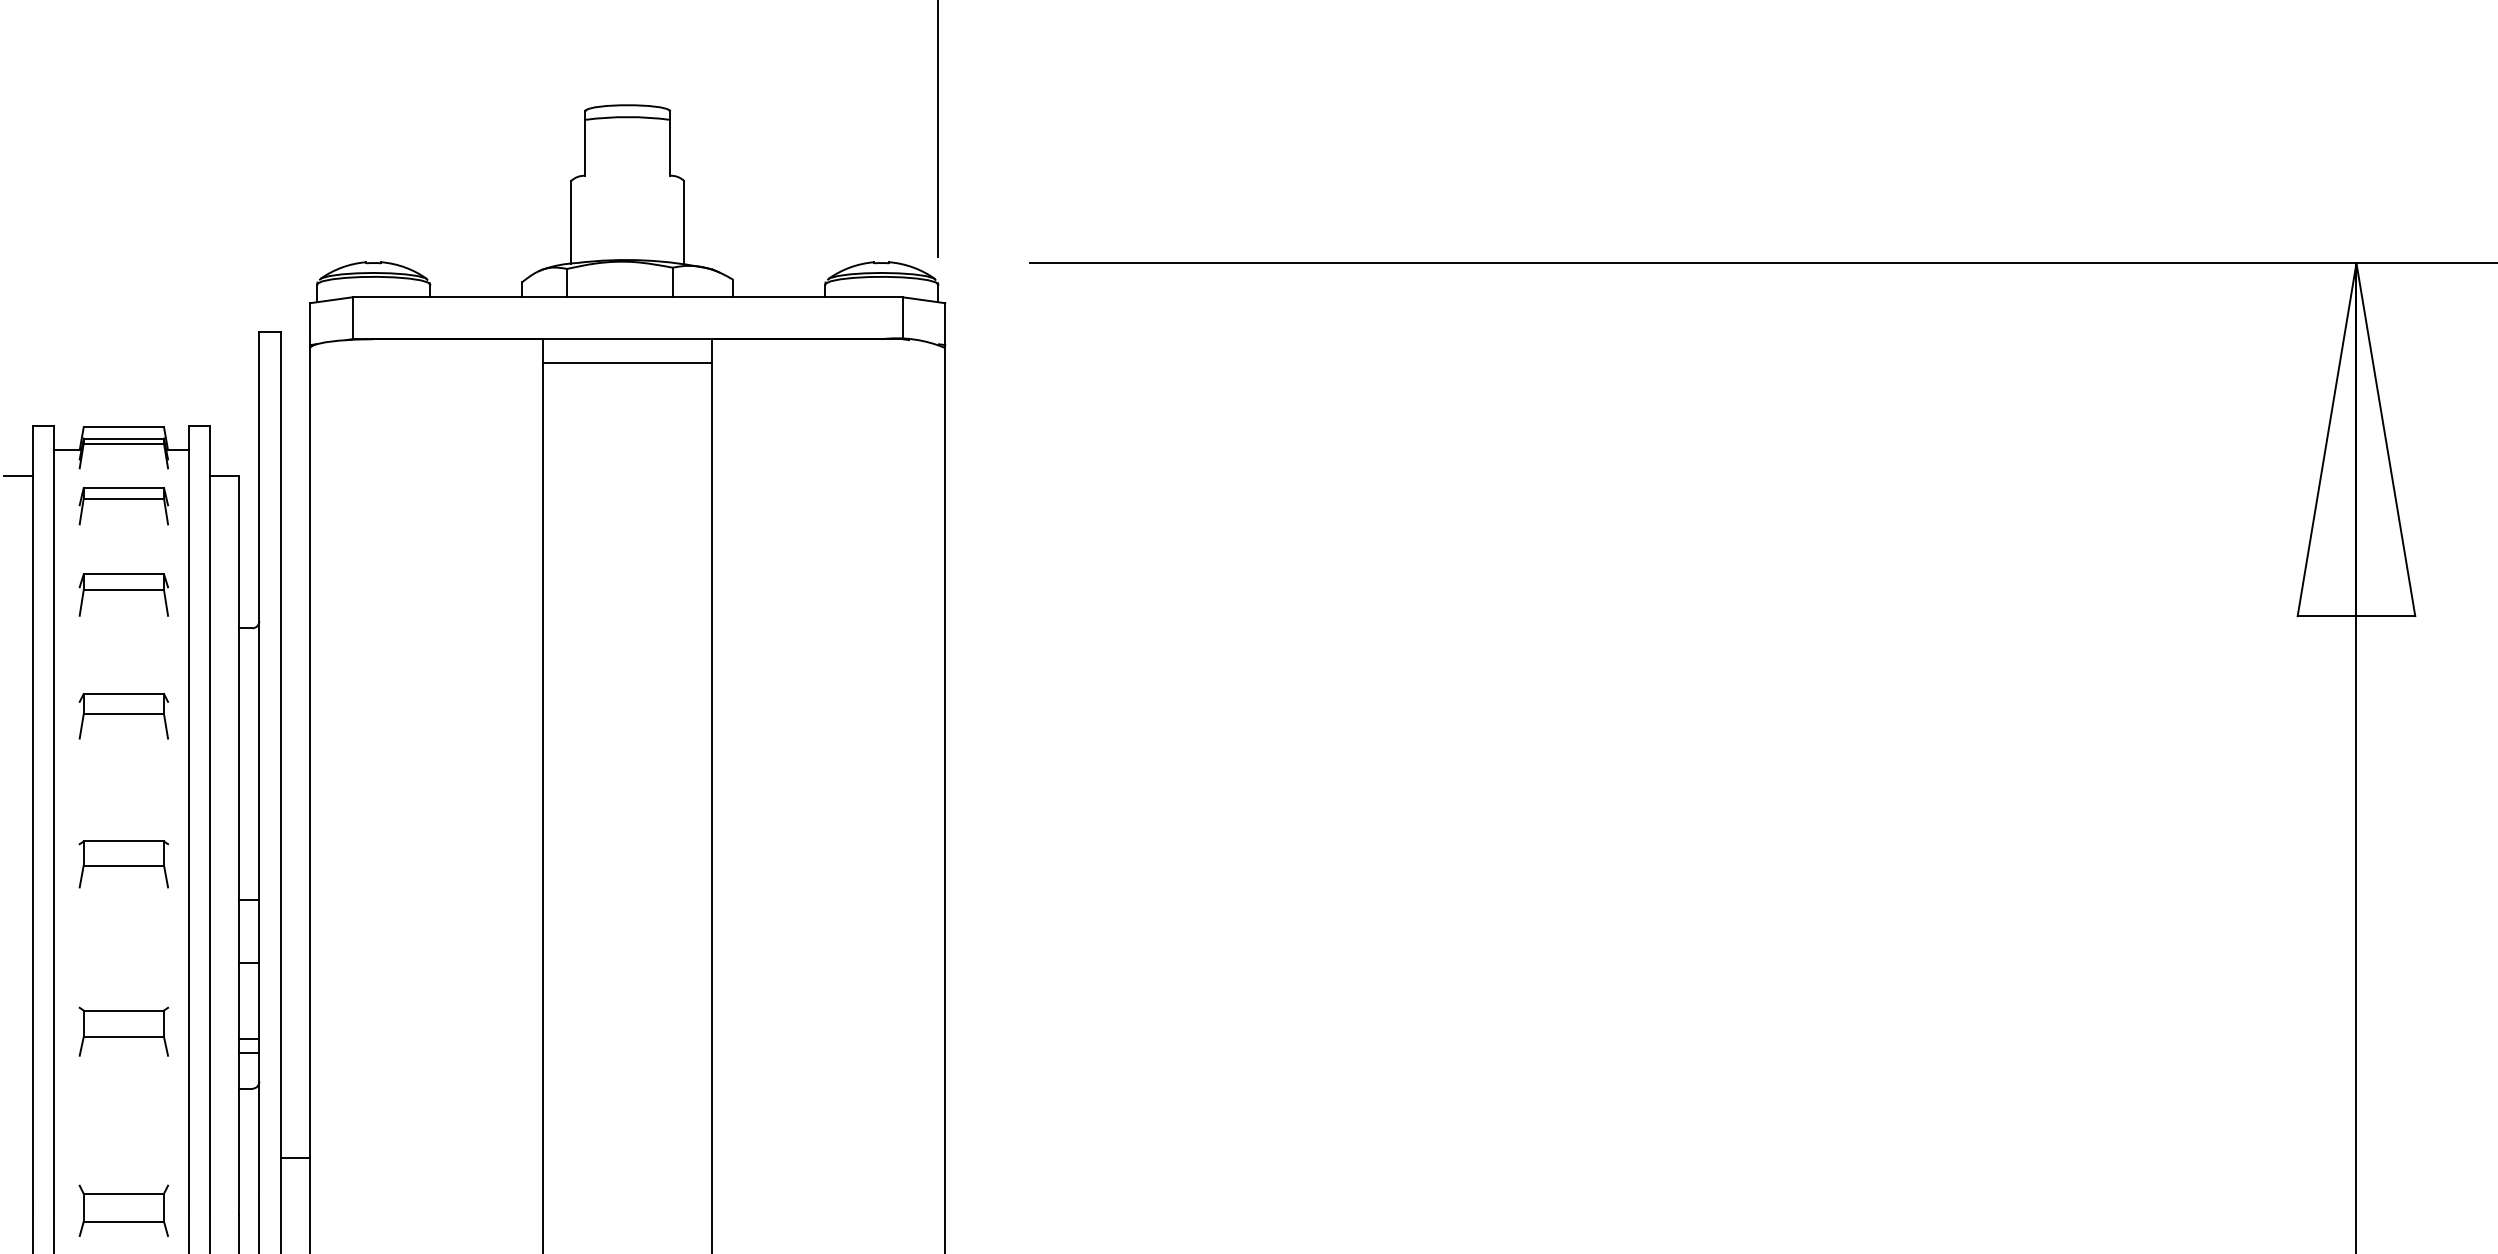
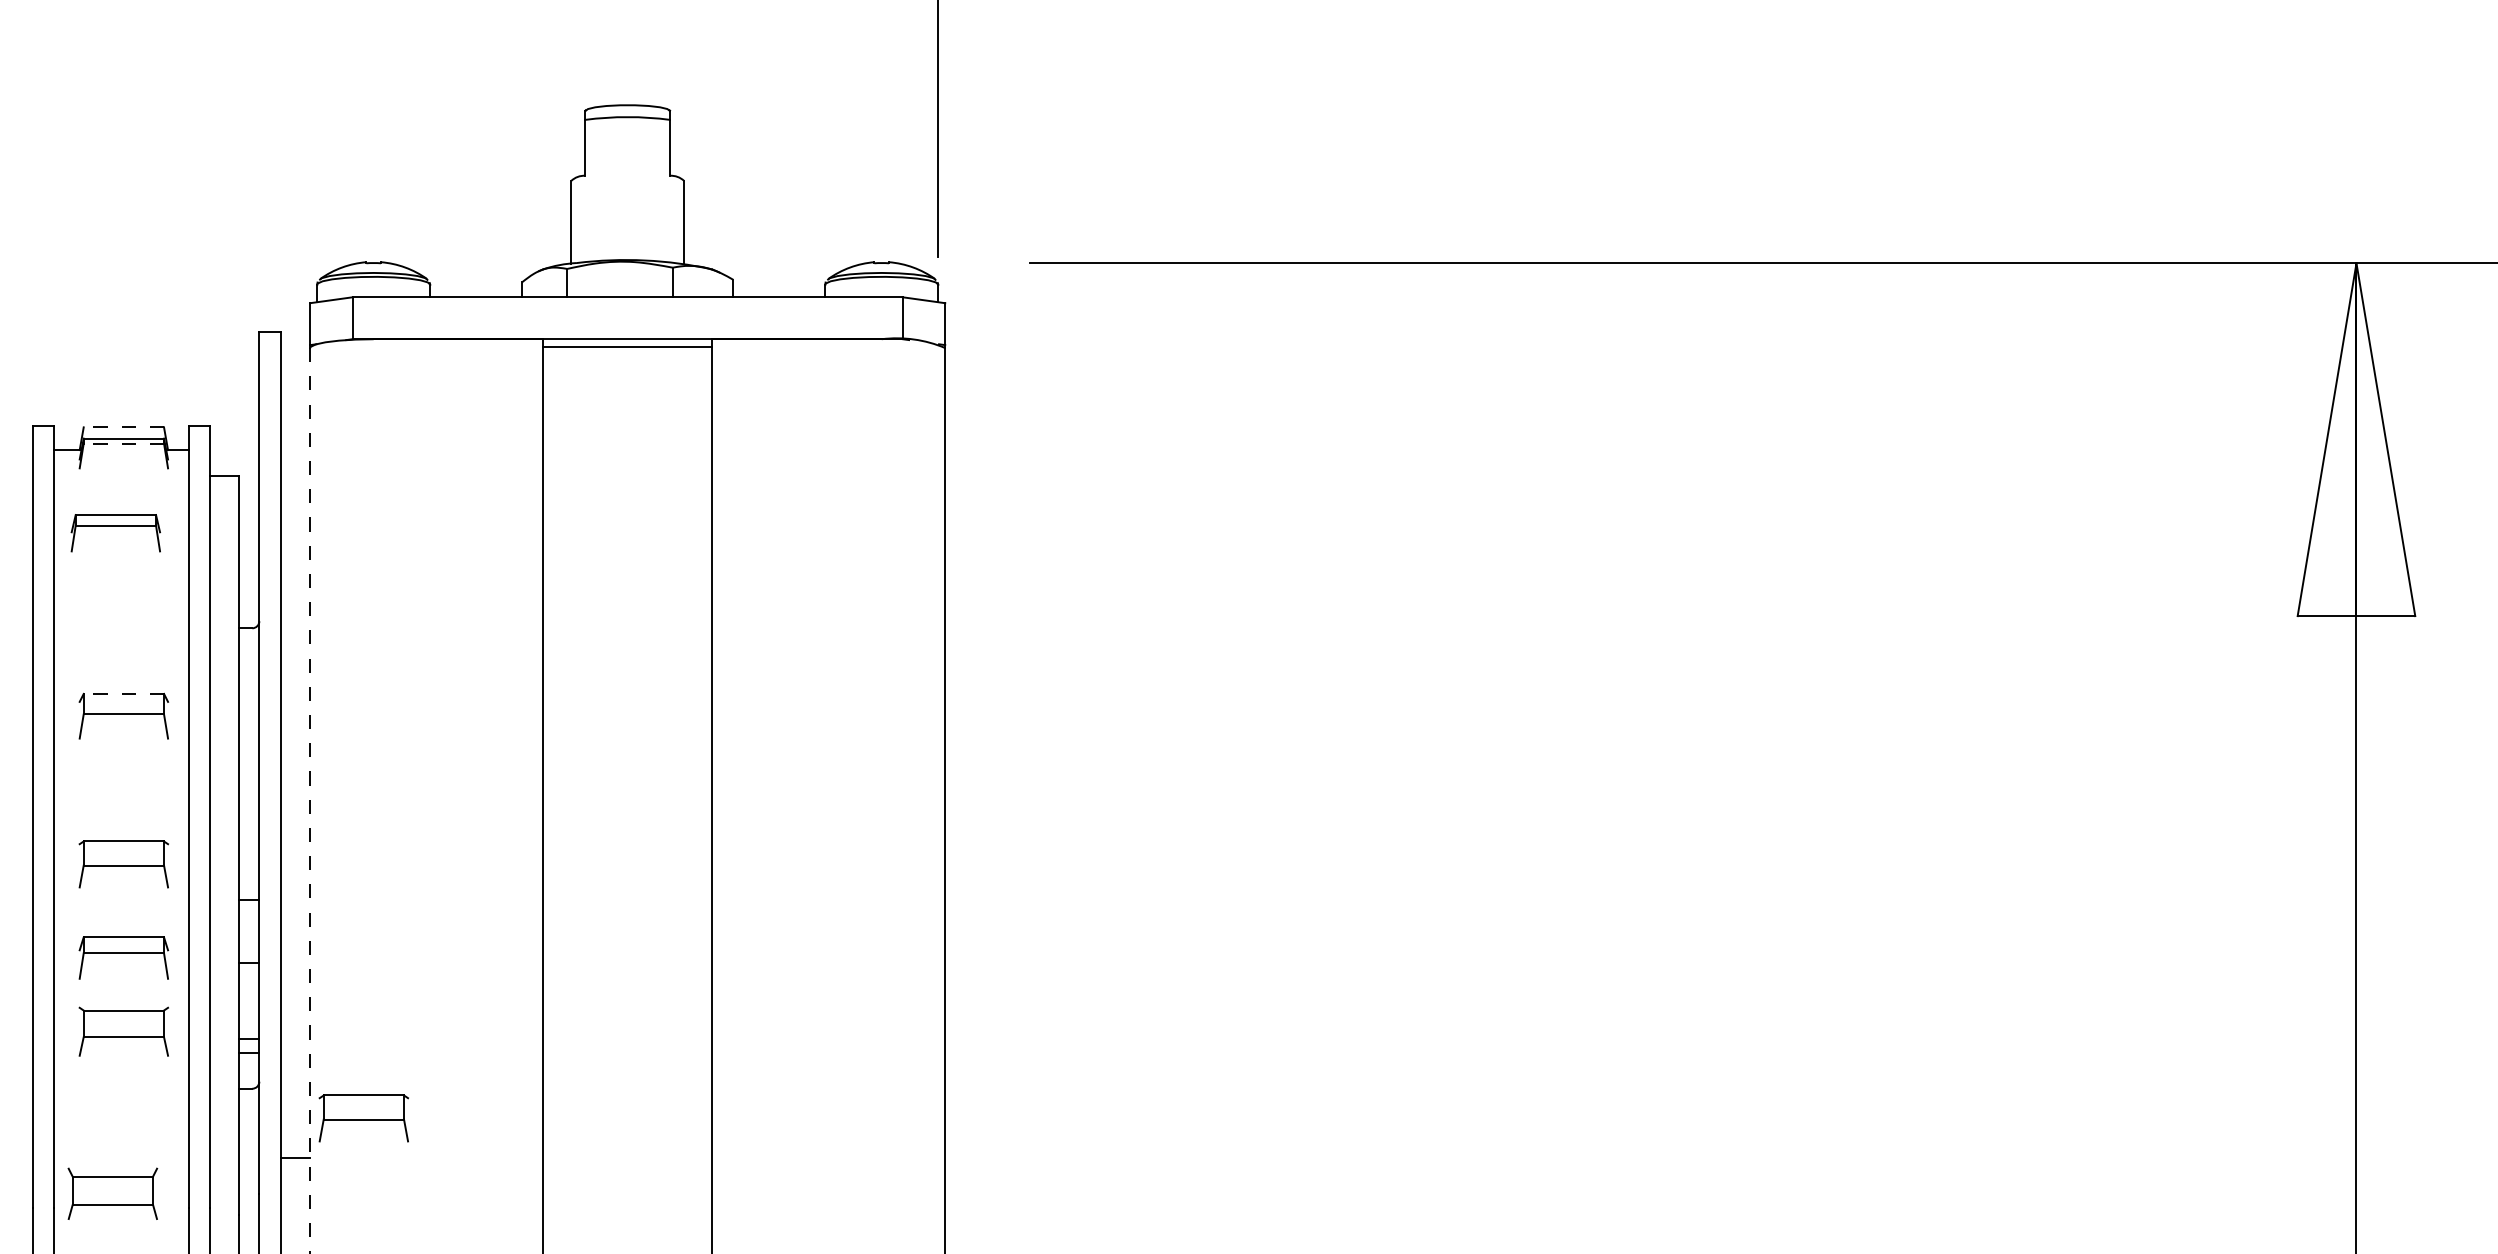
line position: (627, 362) -> (627, 346) (627, 346)
line: solid -> dashed (123, 427)
line: solid -> dashed (123, 443)
line: present -> none (18, 475)
part position: (123, 499) -> (115, 526) (115, 526)
part position: (123, 594) -> (123, 957) (123, 957)
line: solid -> dashed (123, 693)
line: solid -> dashed (310, 800)
part: none -> present (363, 1118)
part position: (123, 1210) -> (112, 1193) (112, 1193)
